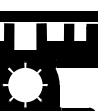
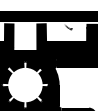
fill: present -> none (68, 32)
